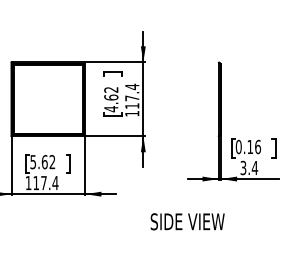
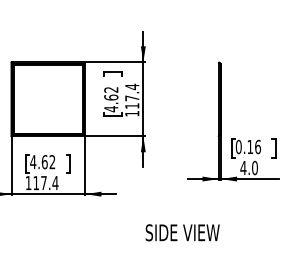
text: 5.62 -> 4.62 (33, 162)
text: 3.4 -> 4.0 (249, 167)
text position: (187, 221) -> (182, 232) (182, 232)
